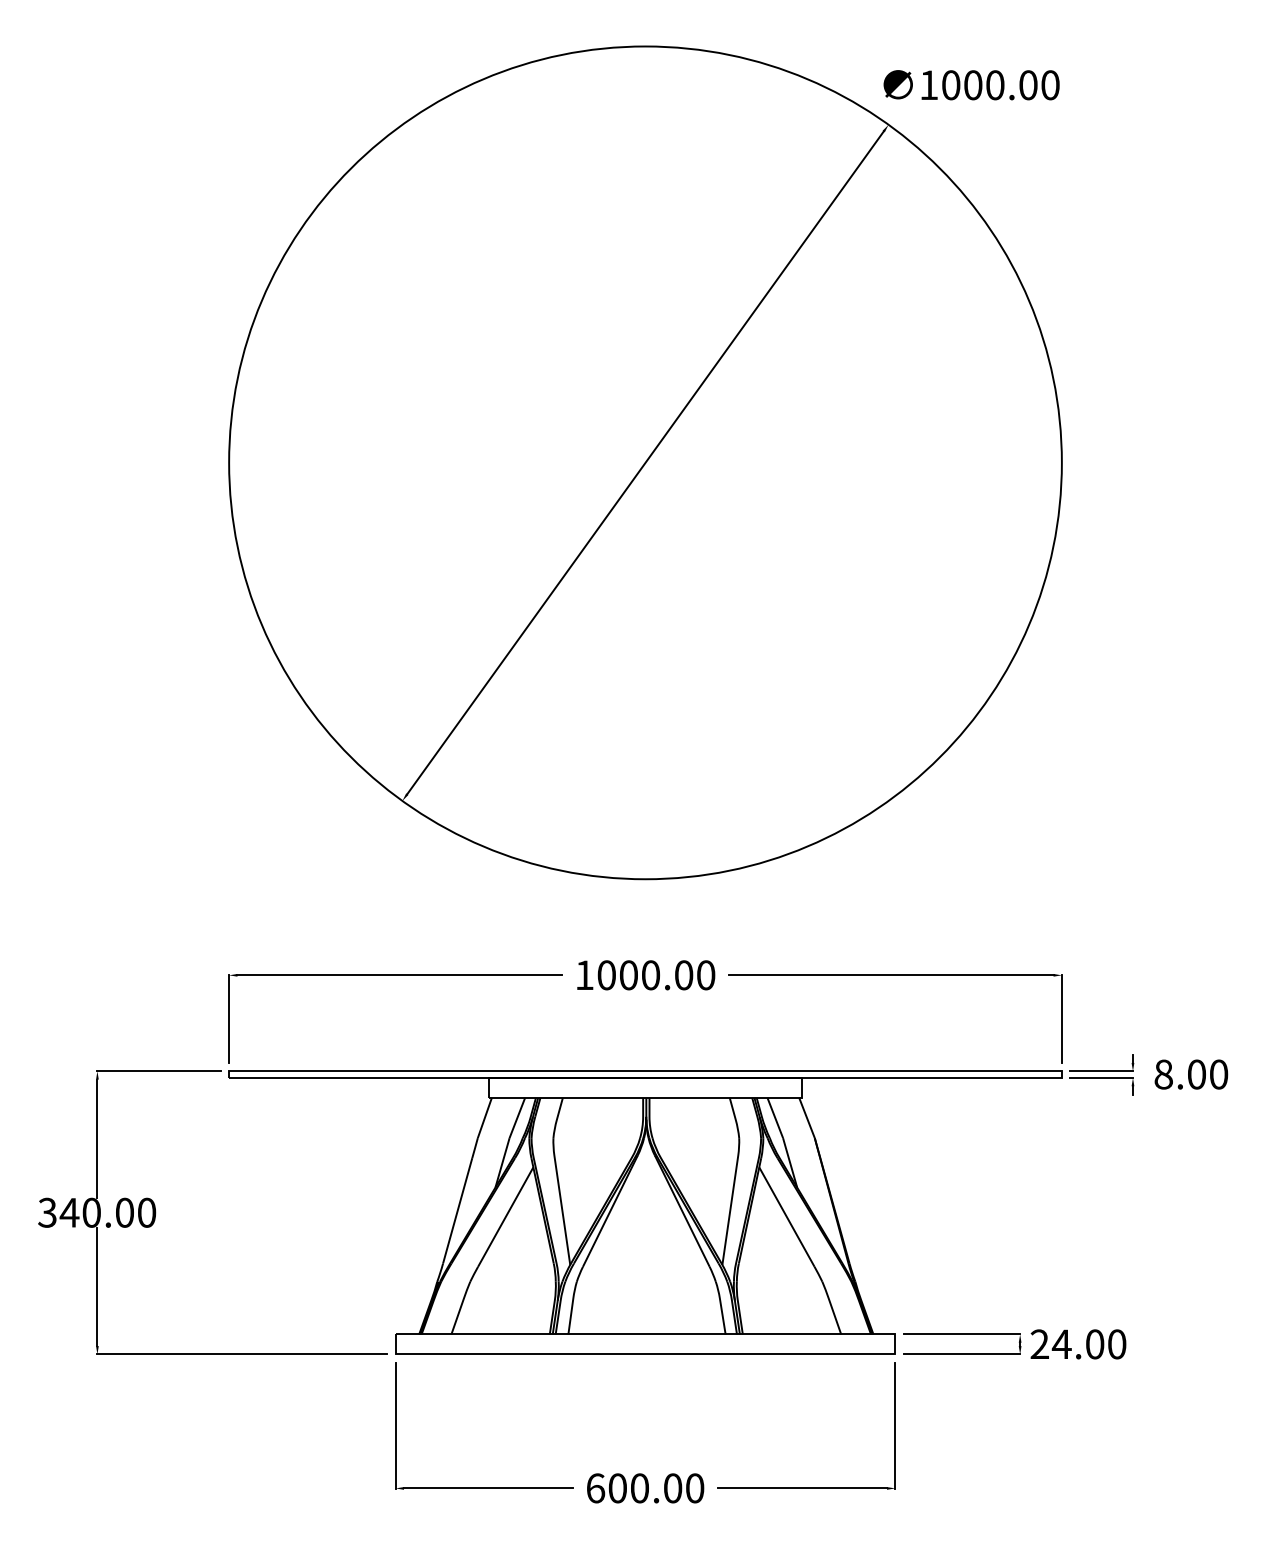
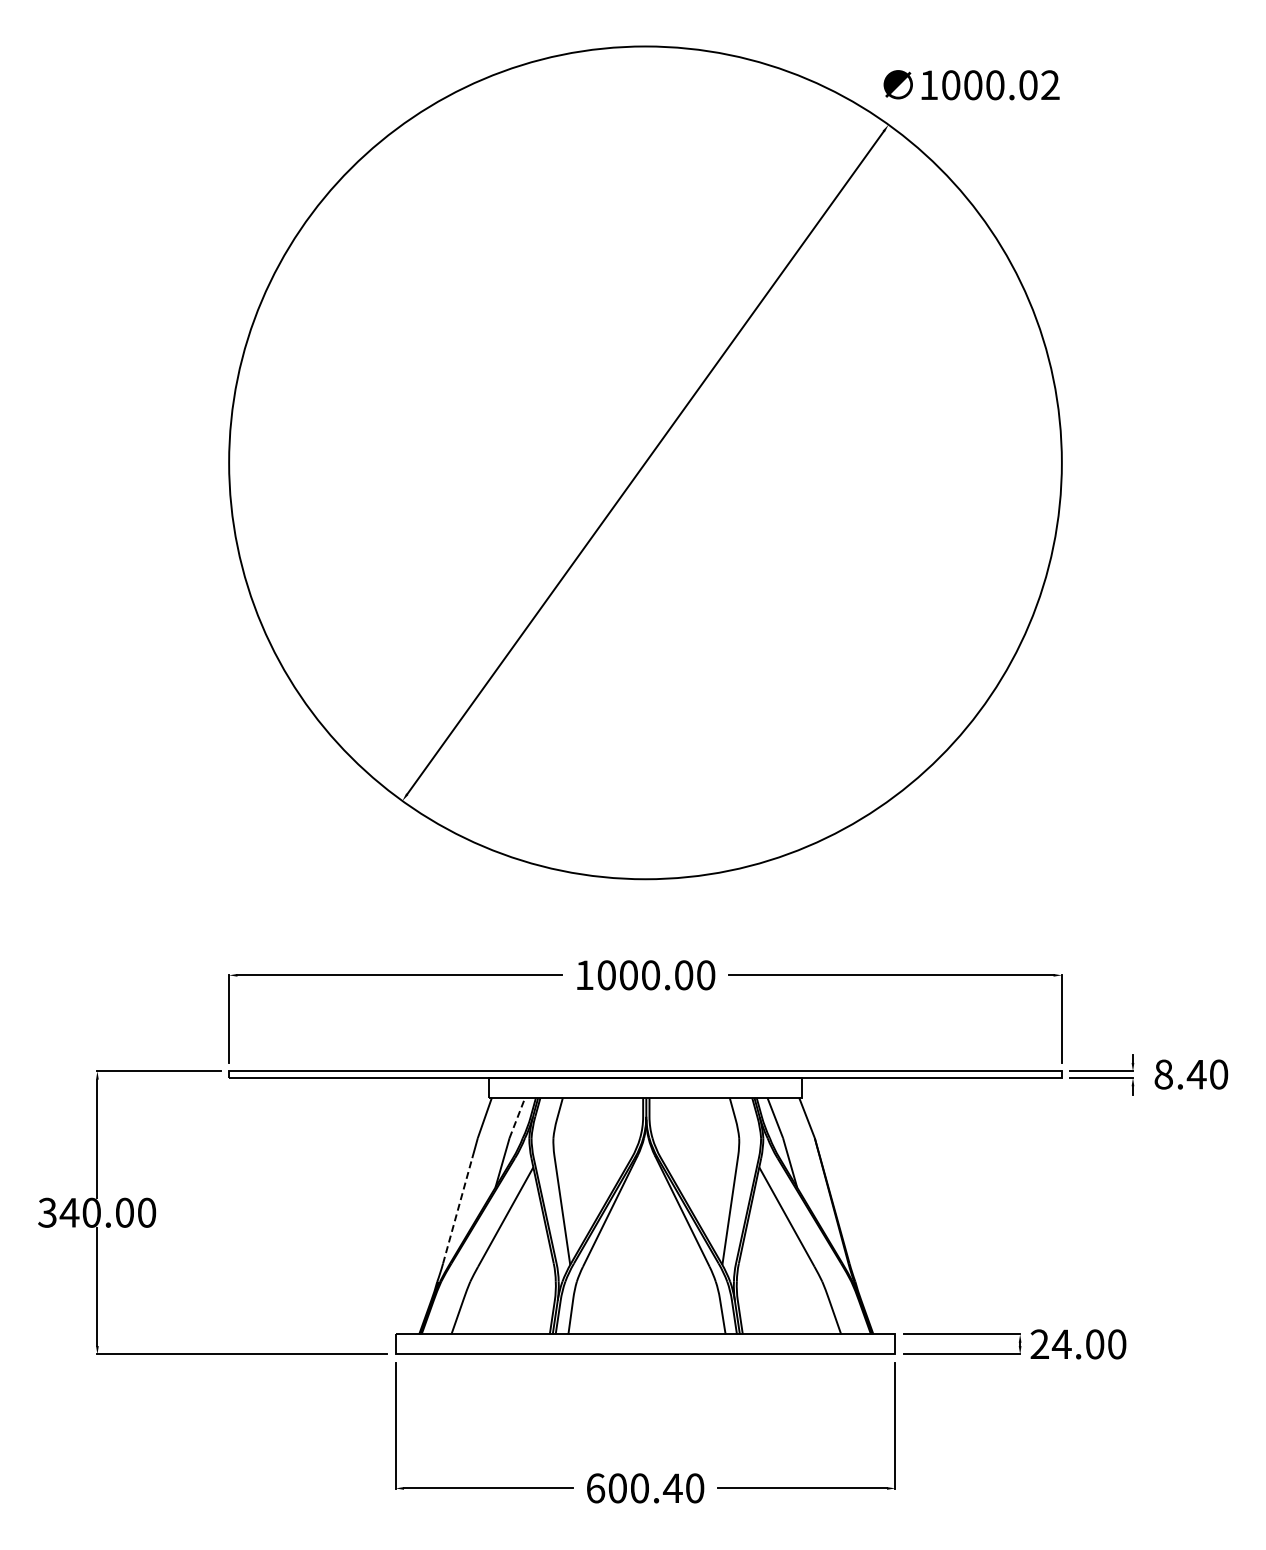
text: 1000.00 -> 1000.02 (1050, 85)
text: 8.00 -> 8.40 (1196, 1074)
line: solid -> dashed (517, 1118)
line: solid -> dashed (457, 1210)
text: 600.00 -> 600.40 (672, 1488)
